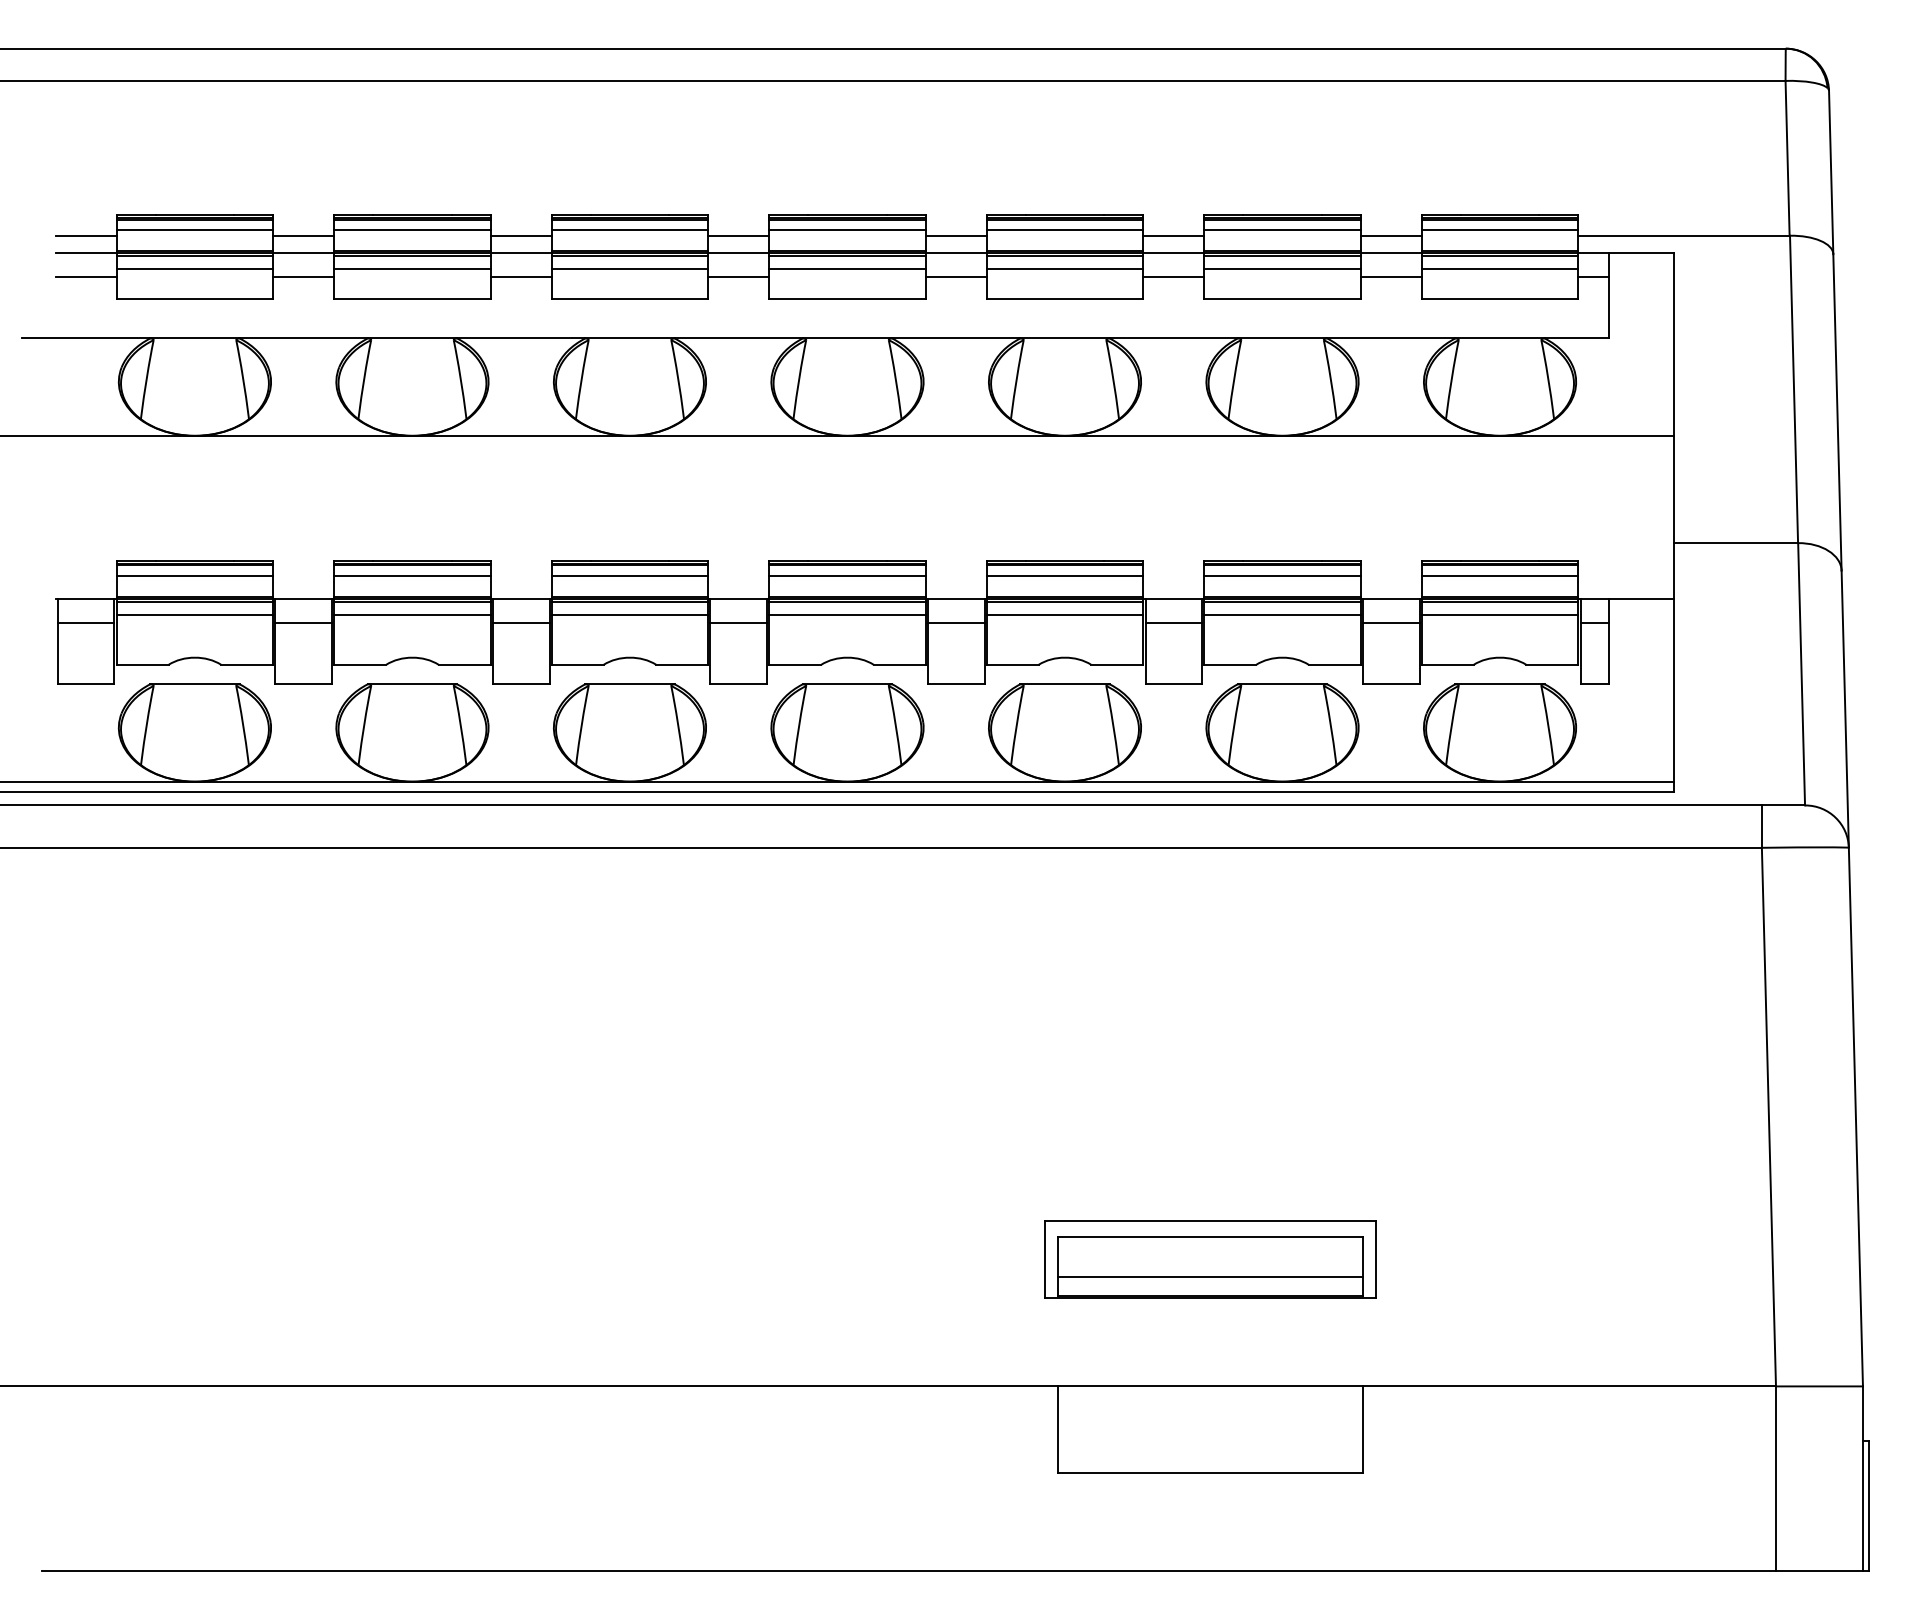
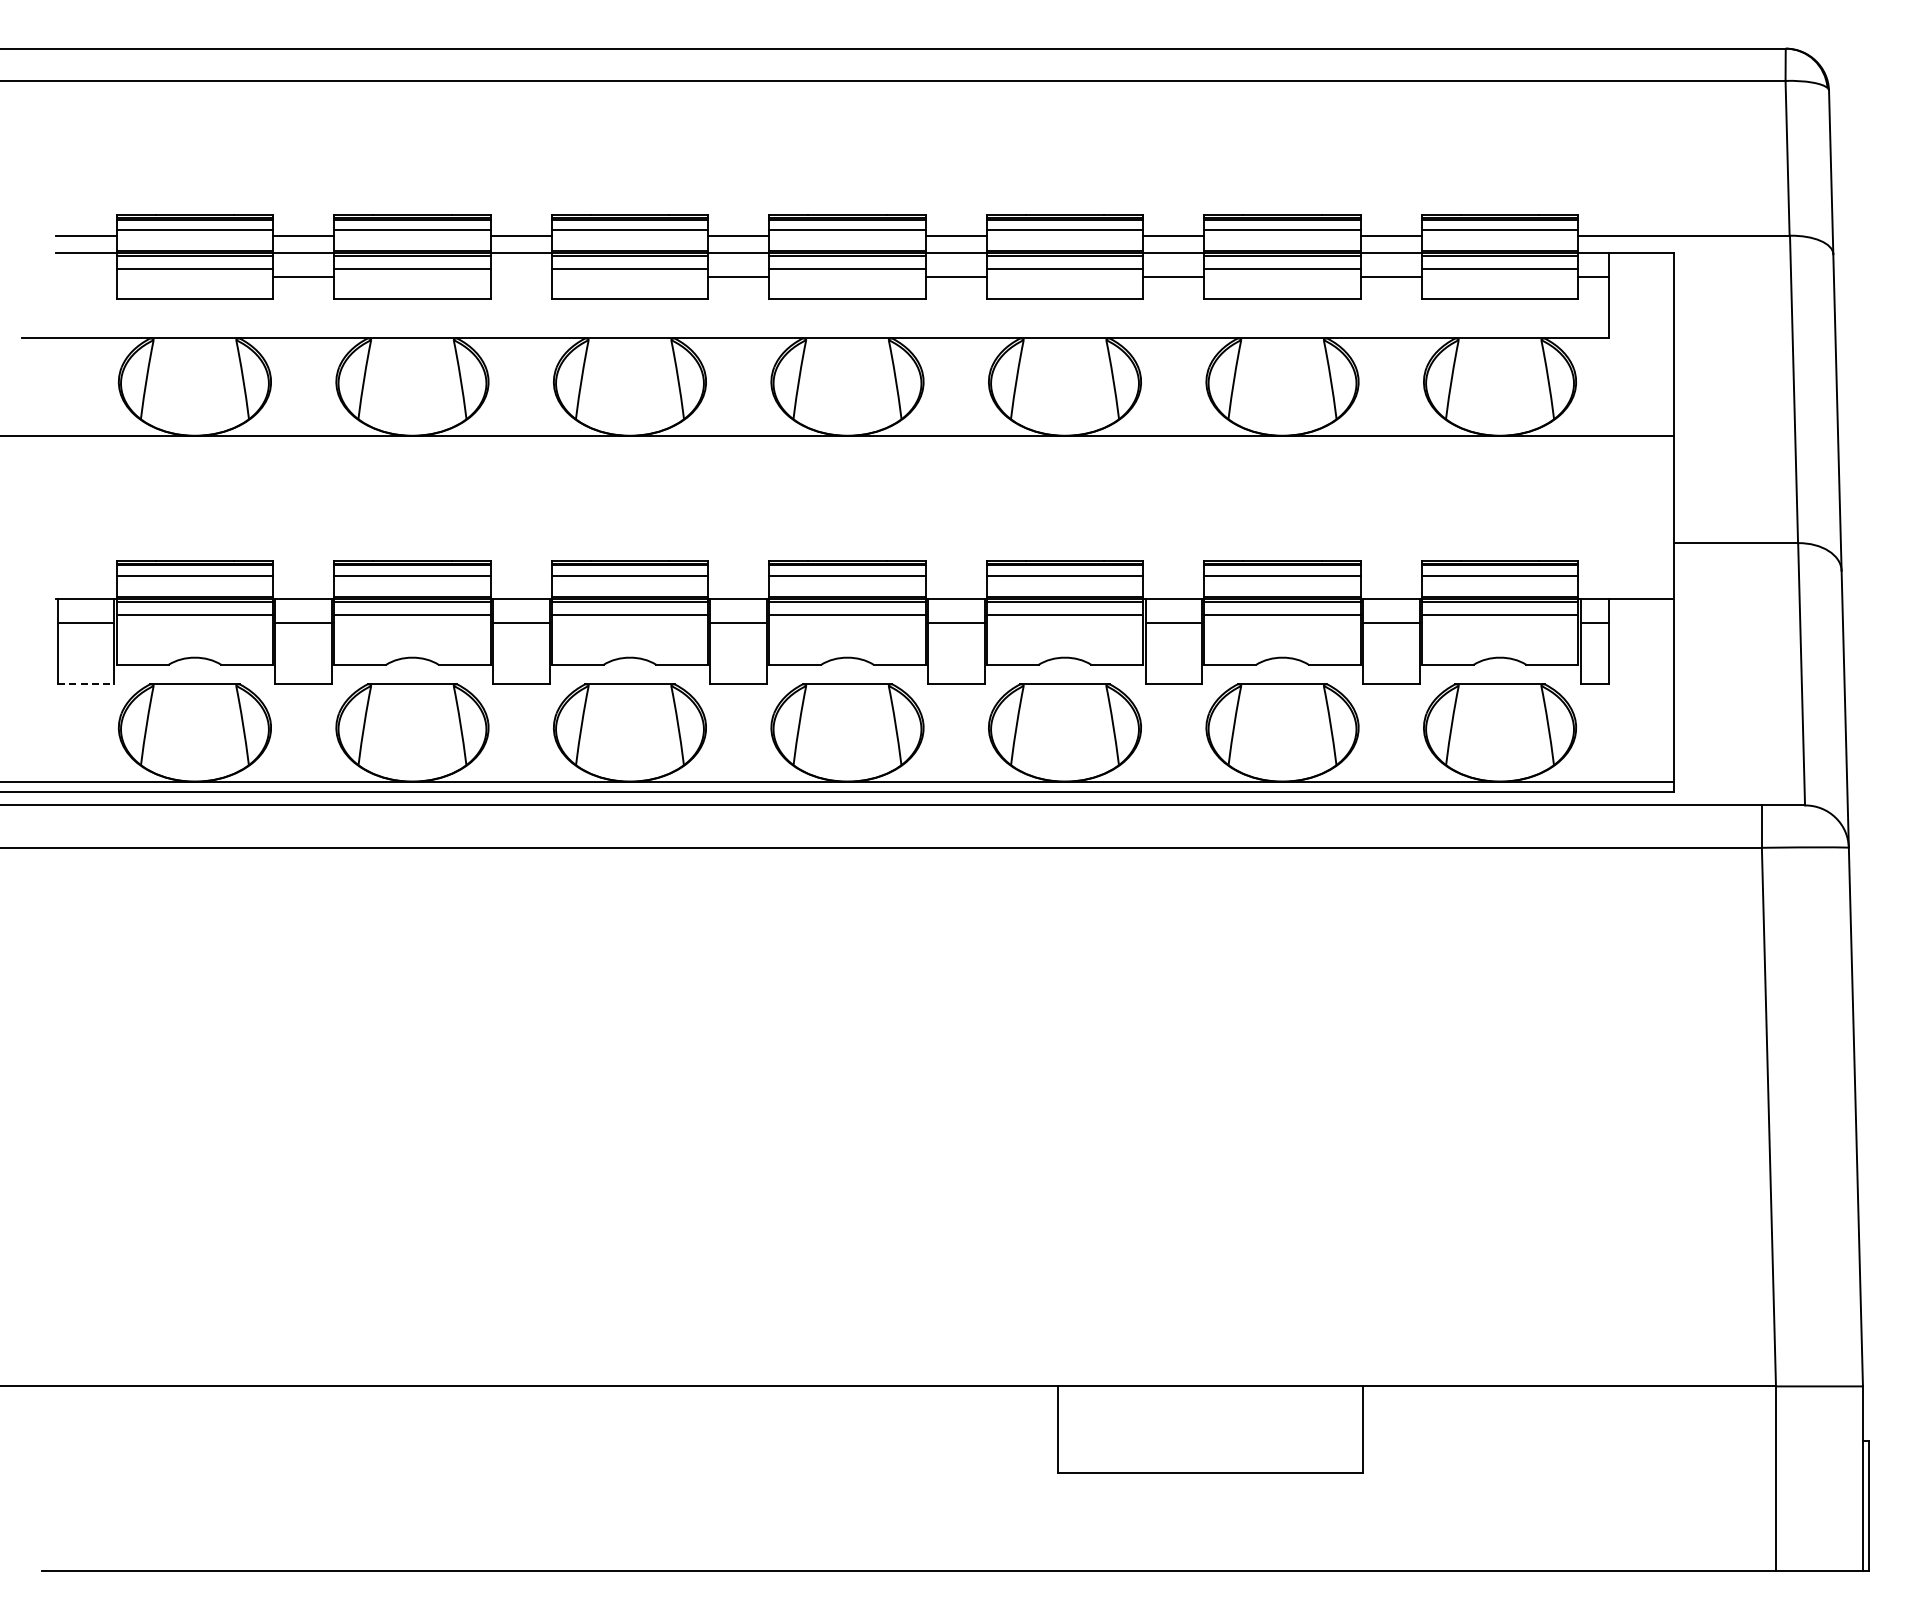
line: present -> none (85, 276)
line: present -> none (520, 276)
line: solid -> dashed (86, 684)
part: present -> none (1210, 1259)
